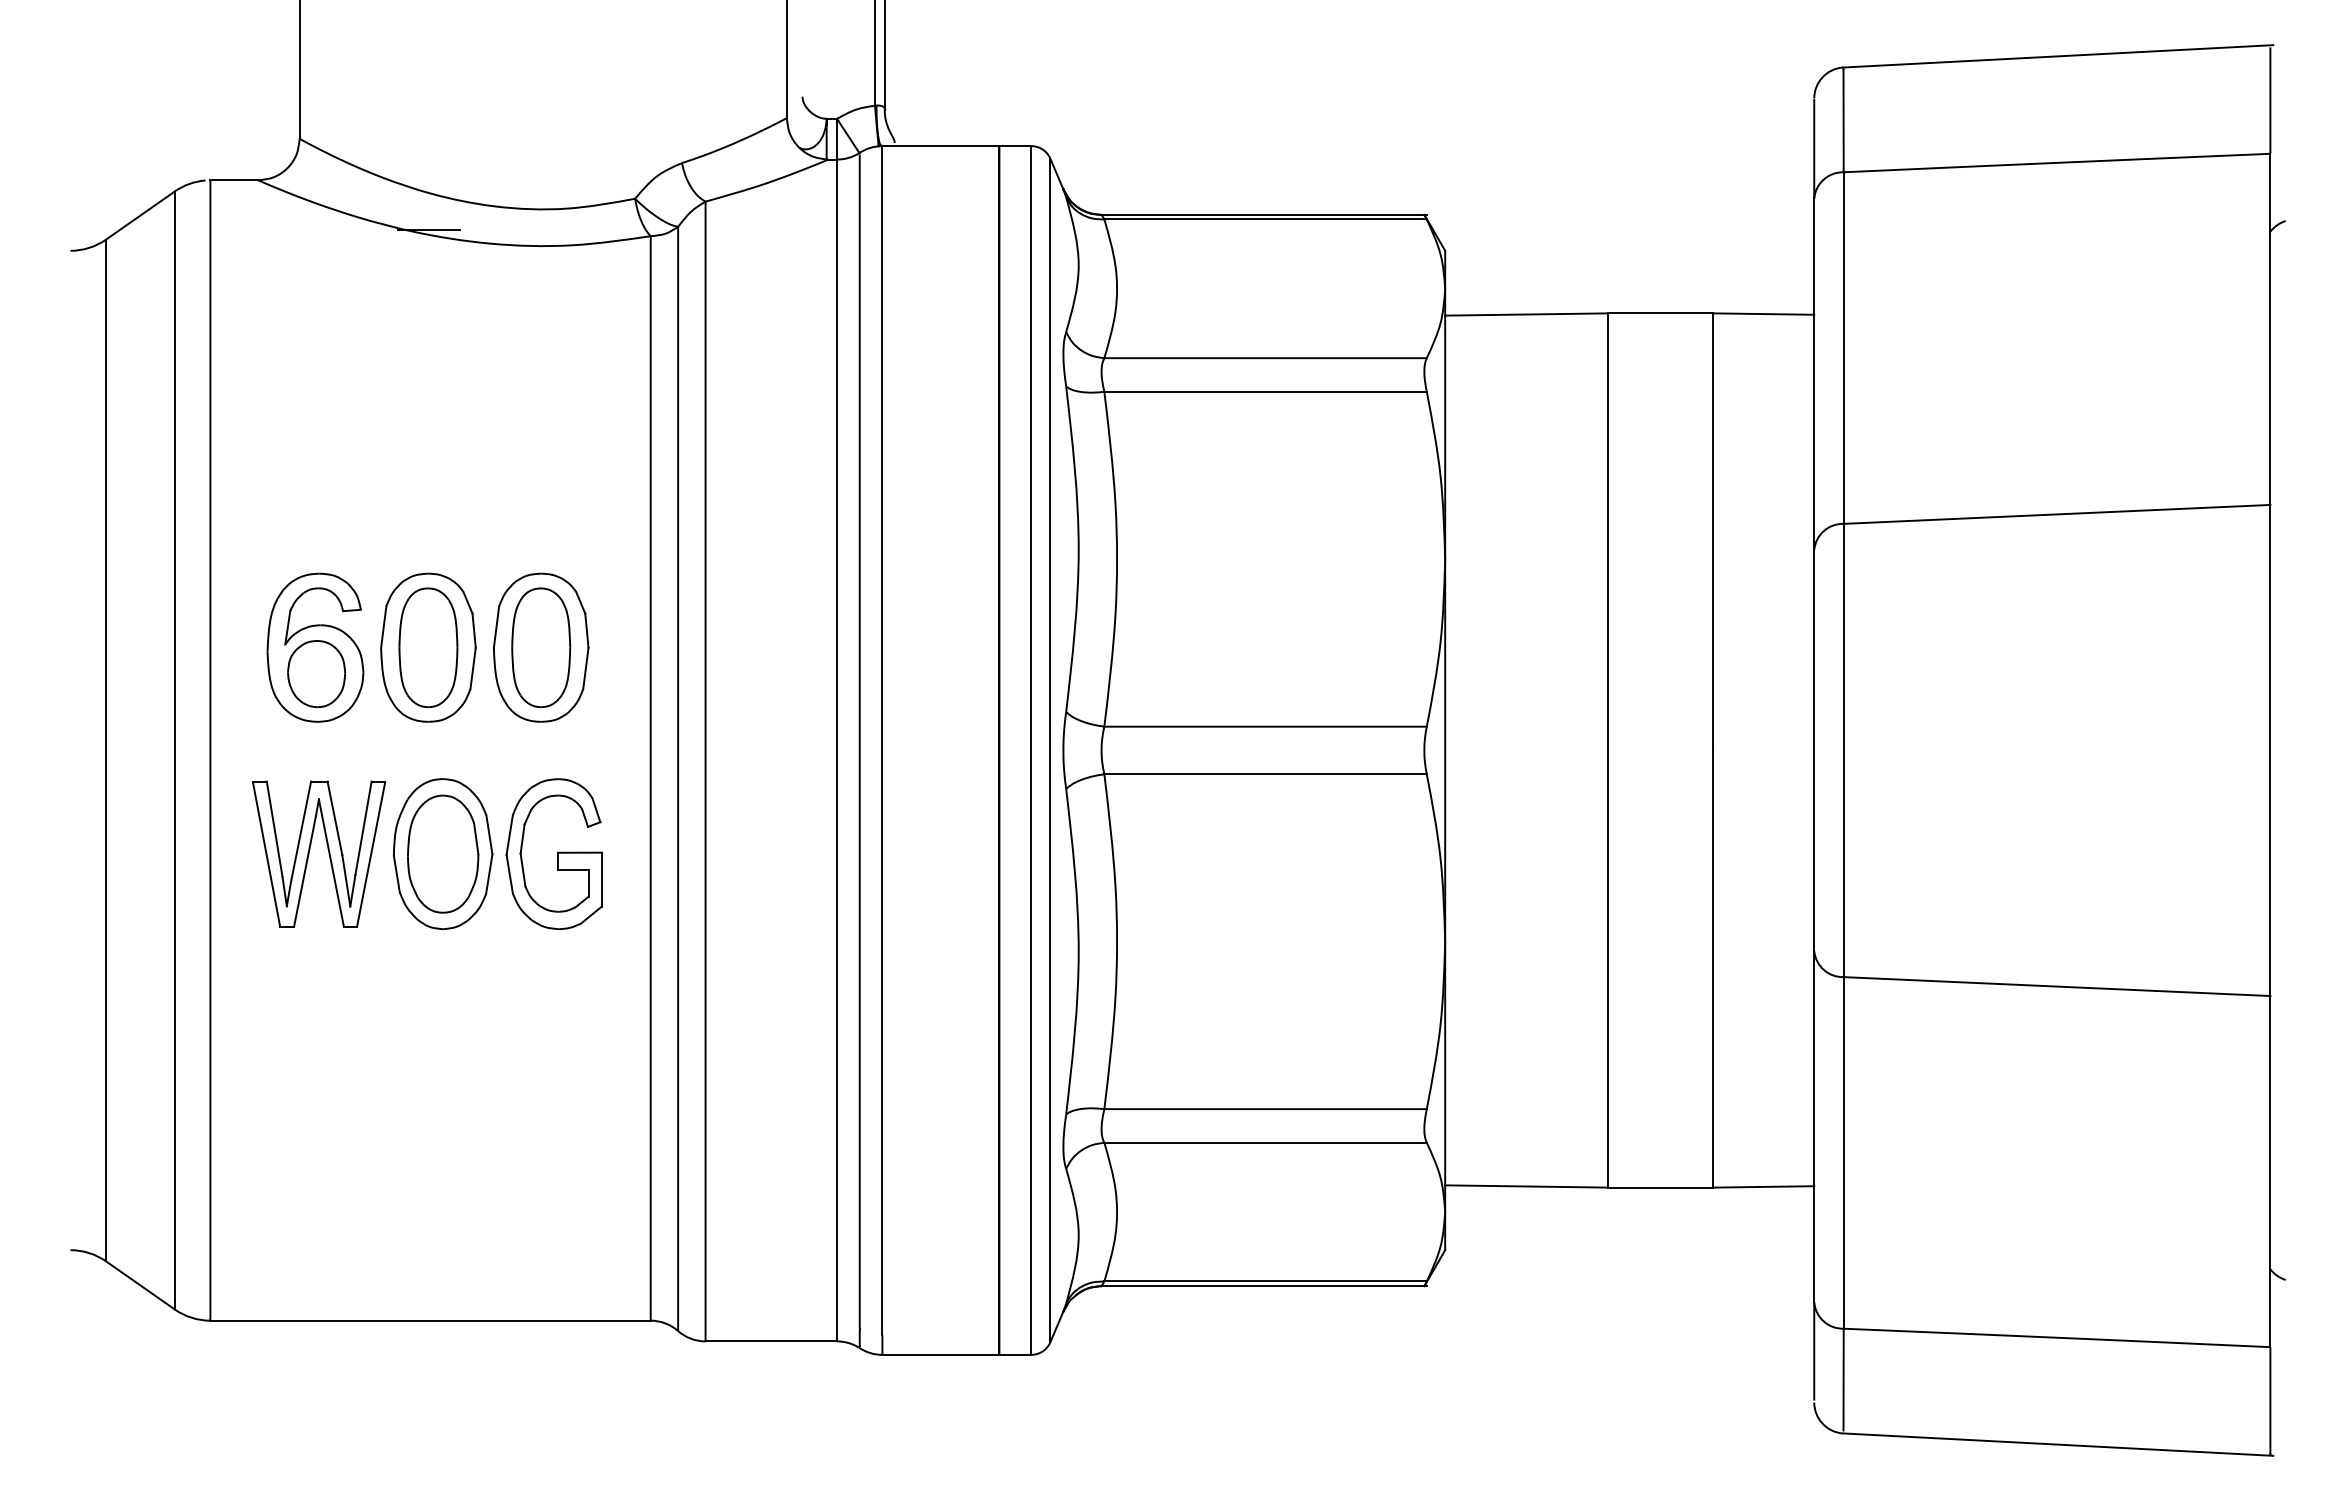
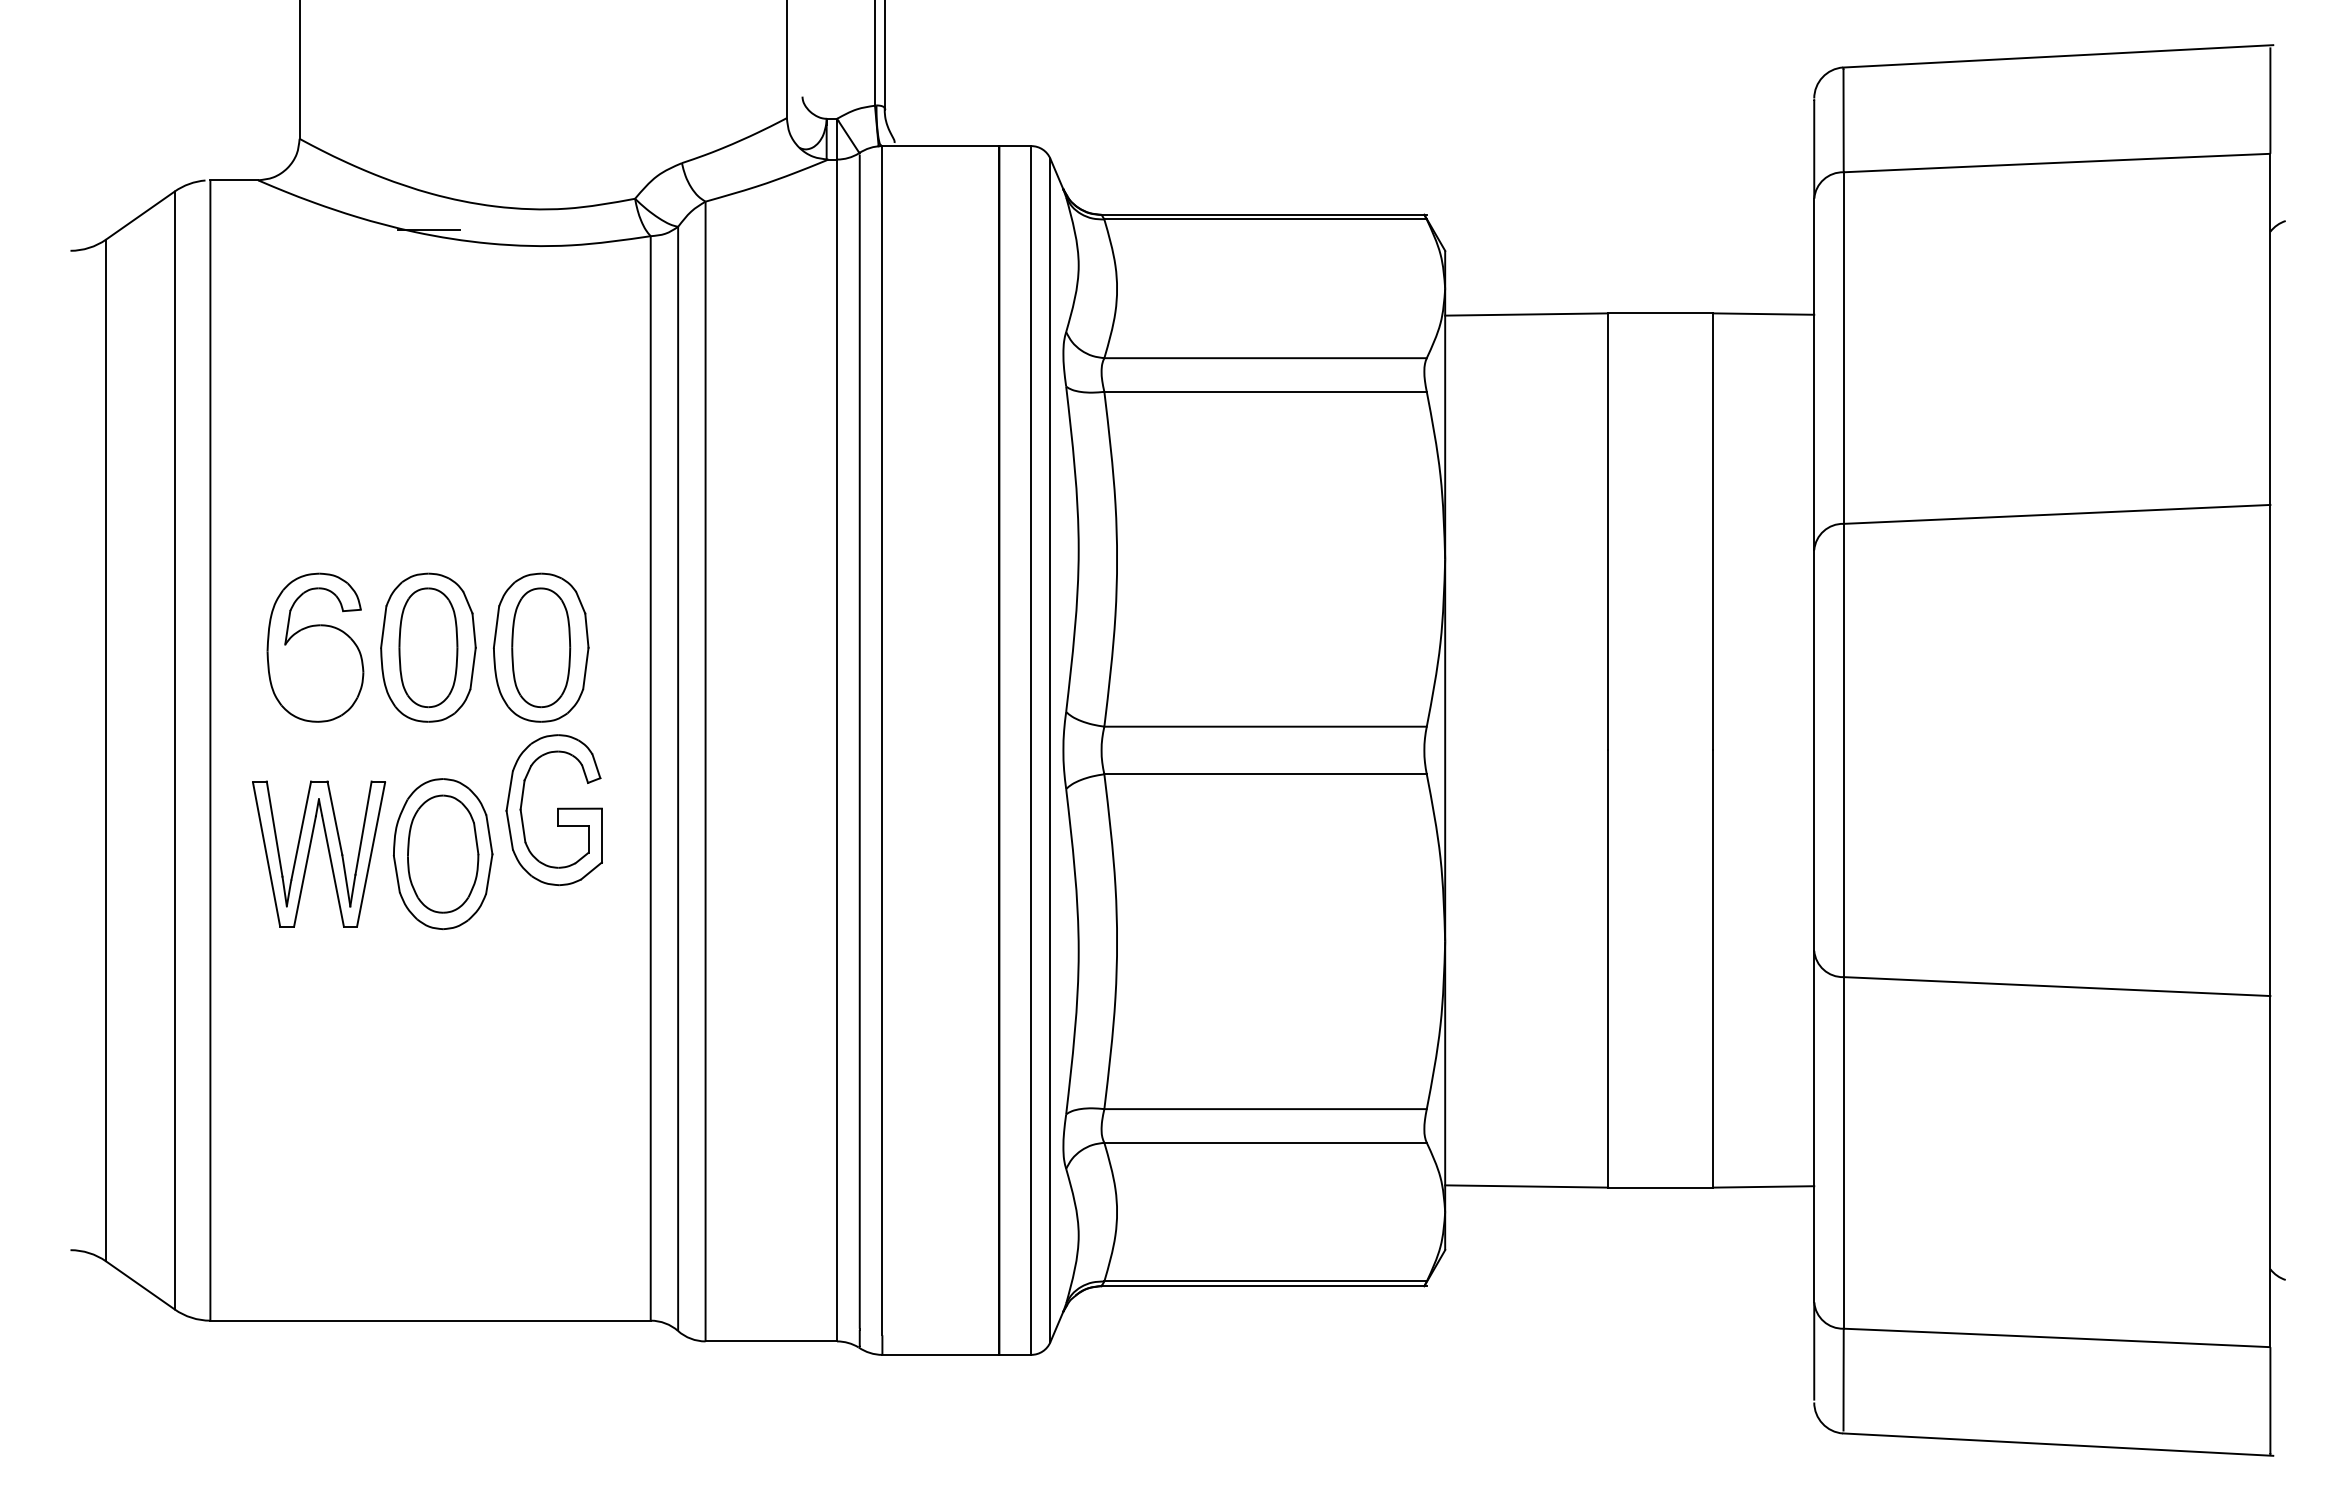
part: present -> none (316, 674)
part position: (553, 854) -> (553, 810) (553, 810)
